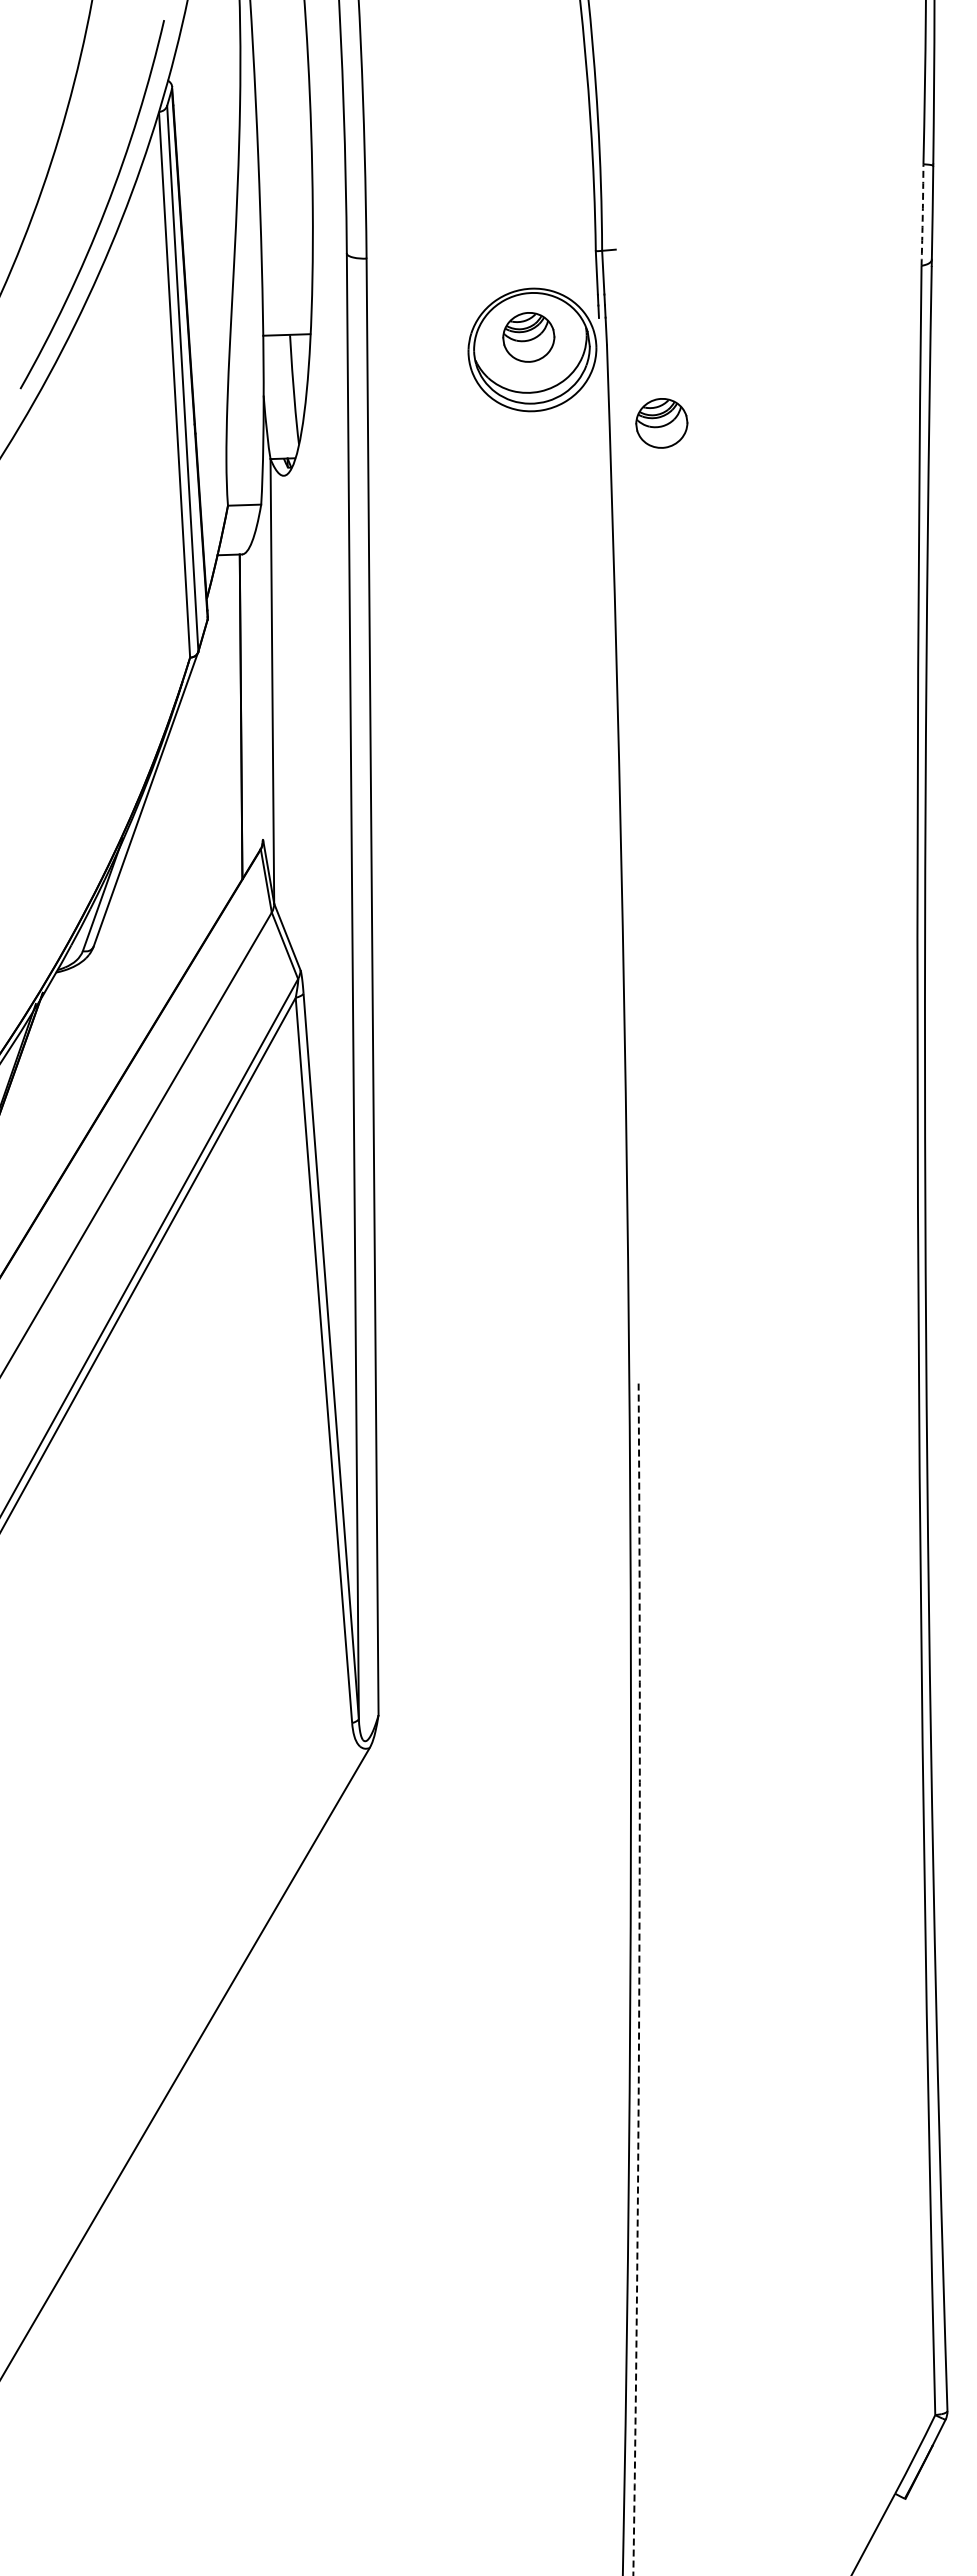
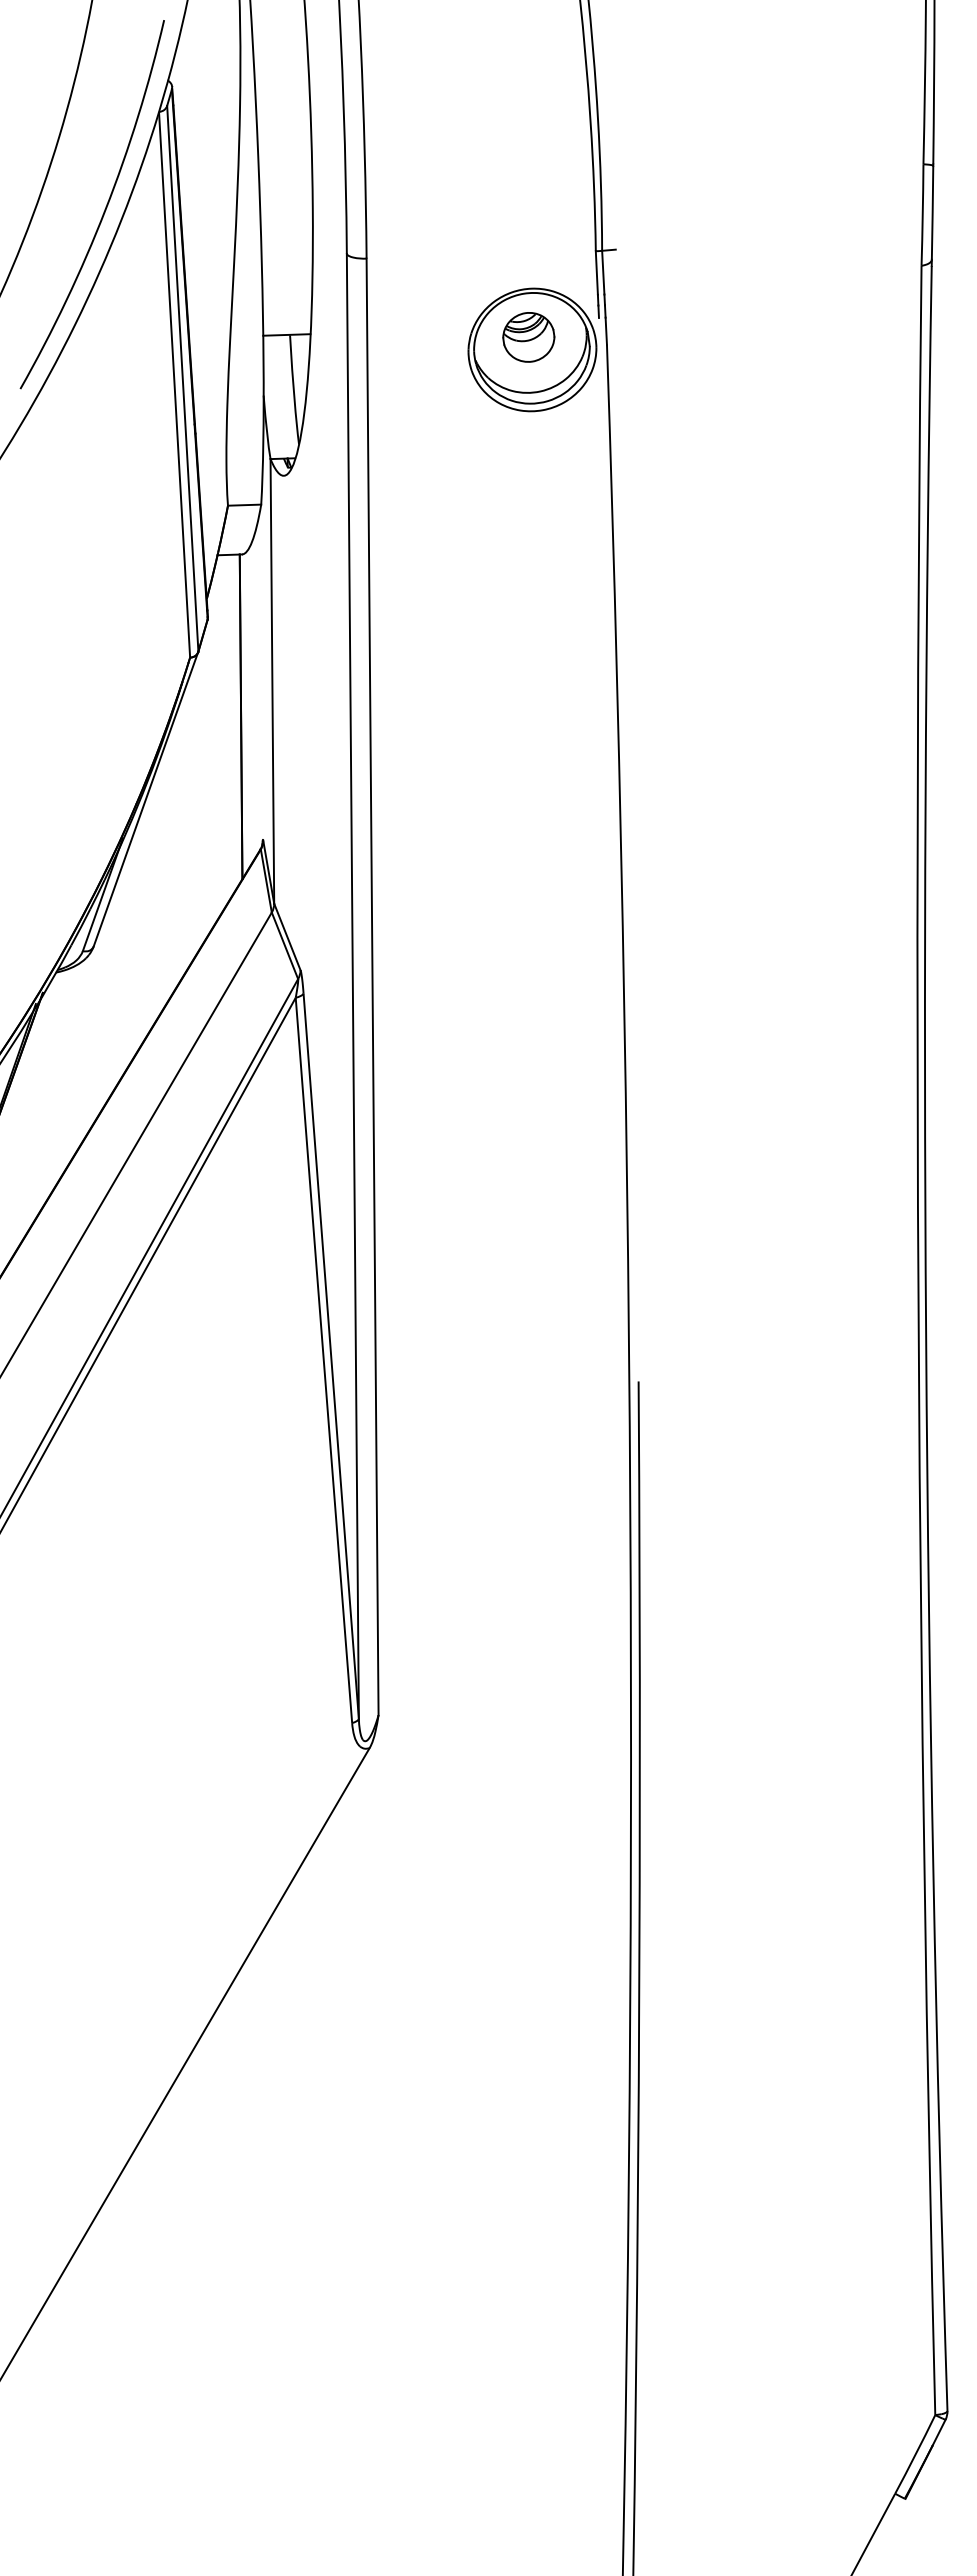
arc: dashed -> solid (922, 215)
part: present -> none (661, 423)
arc: dashed -> solid (639, 1979)
